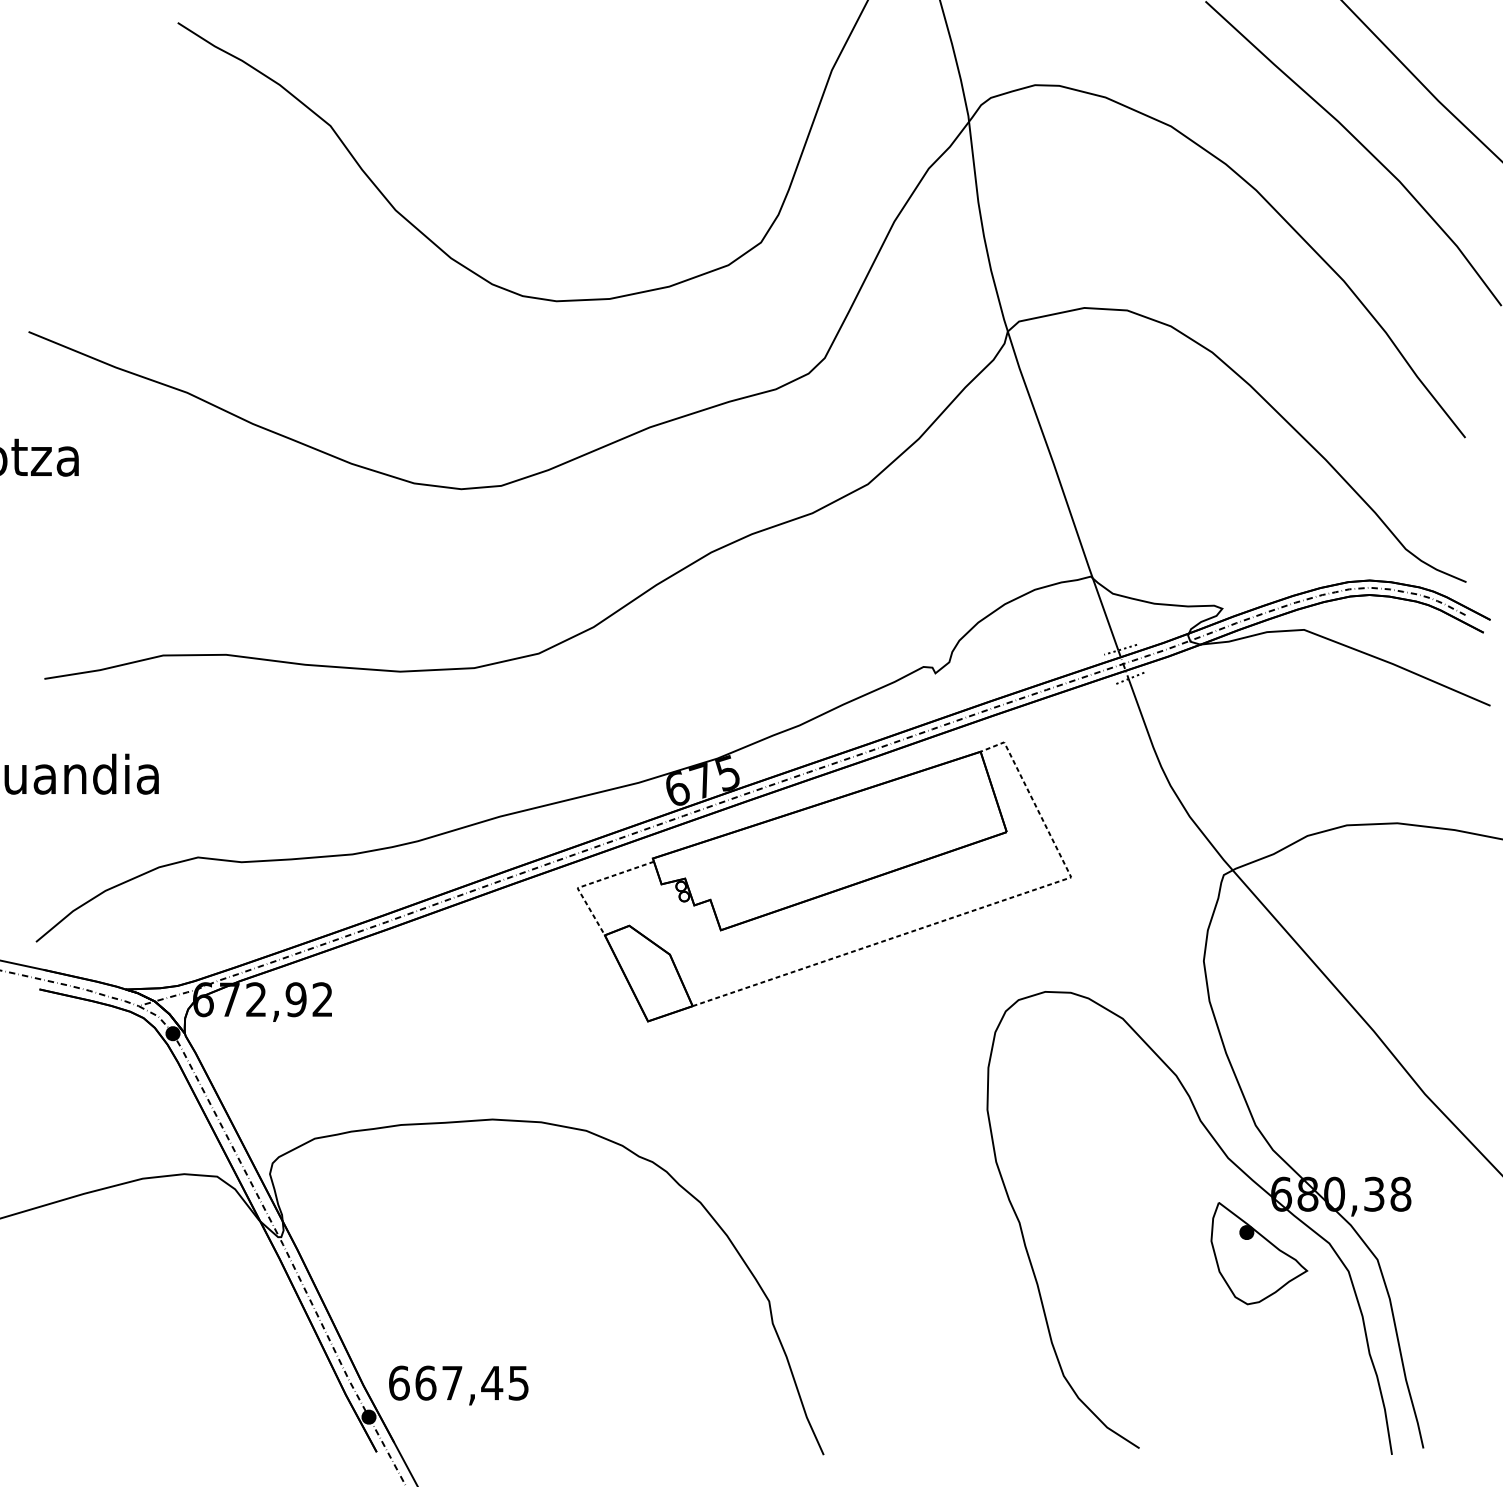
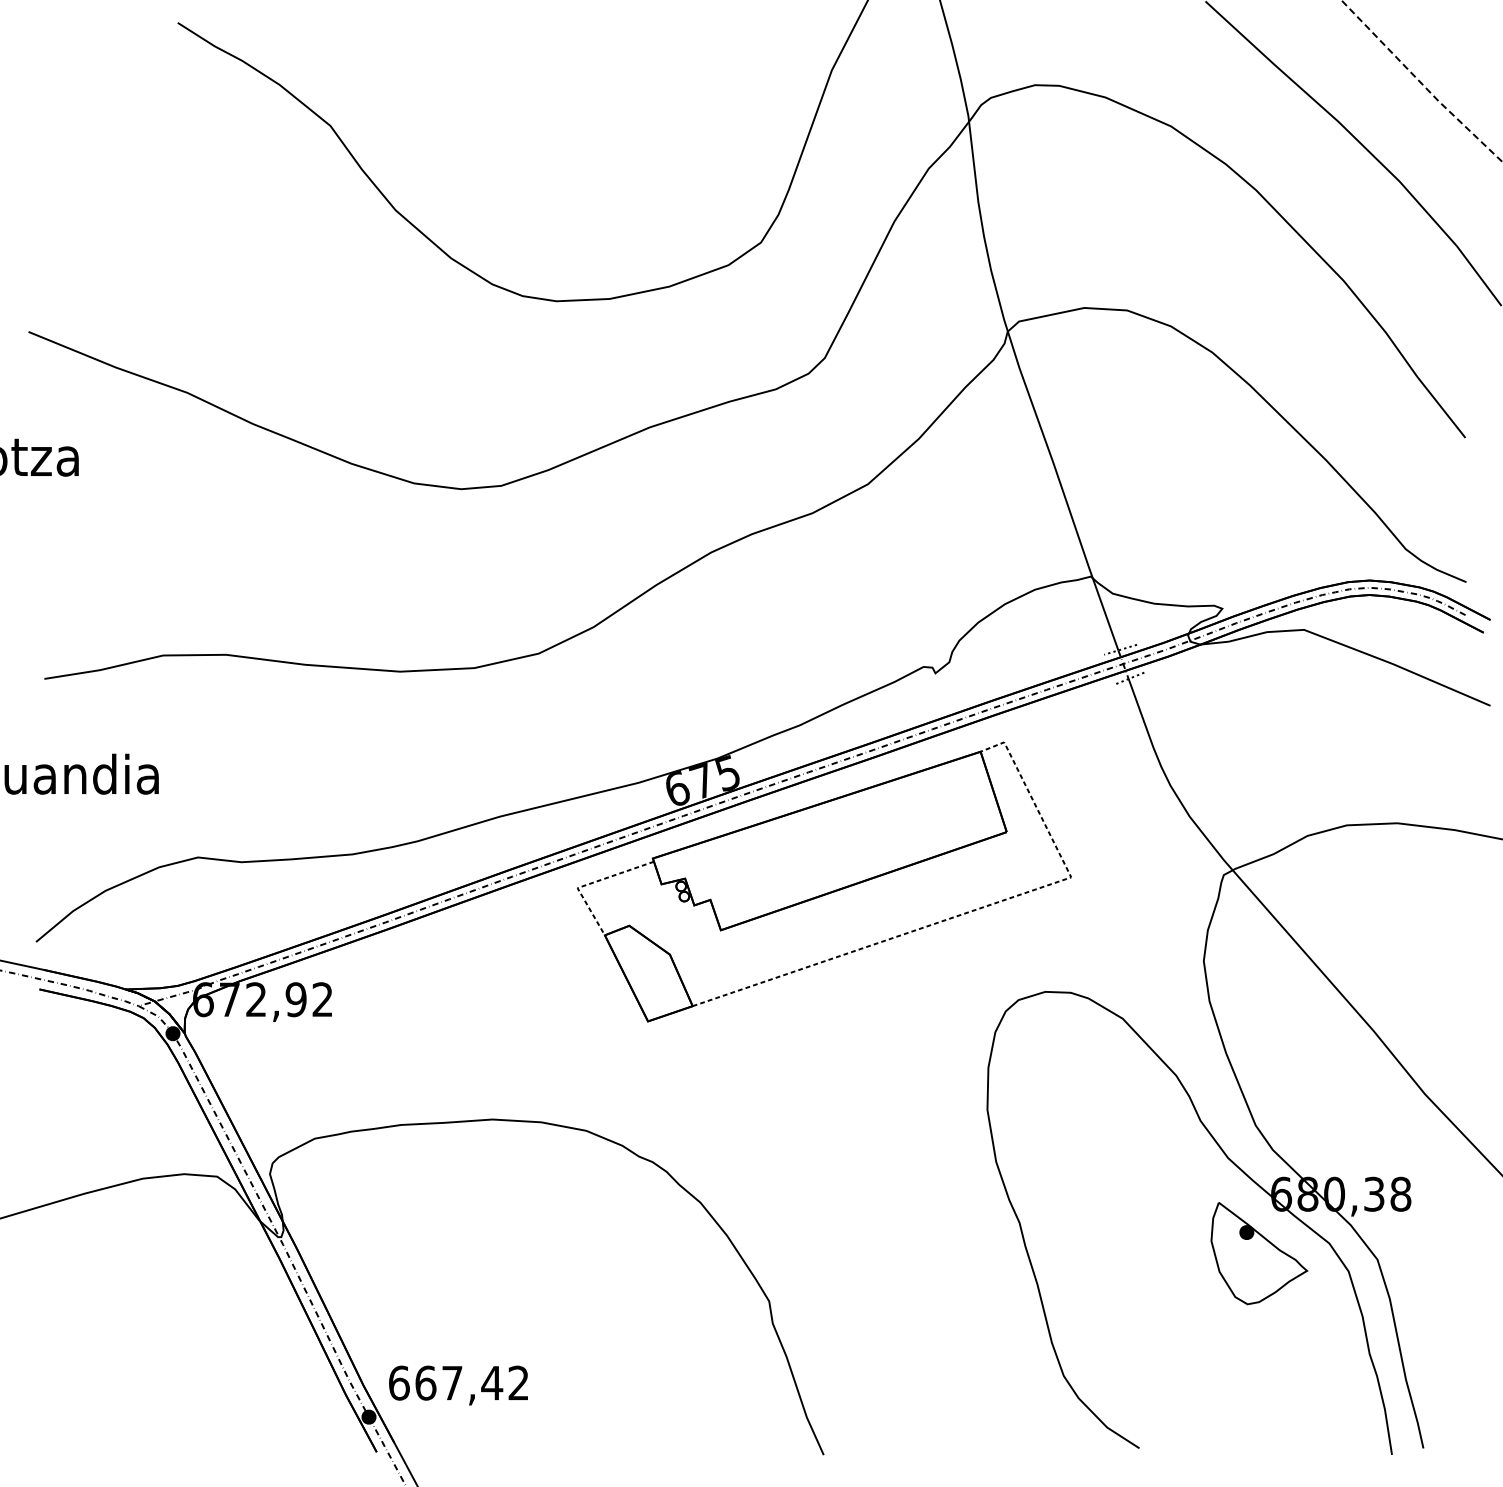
line: solid -> dashed (1421, 83)
text: 667,45 -> 667,42 (518, 1382)
